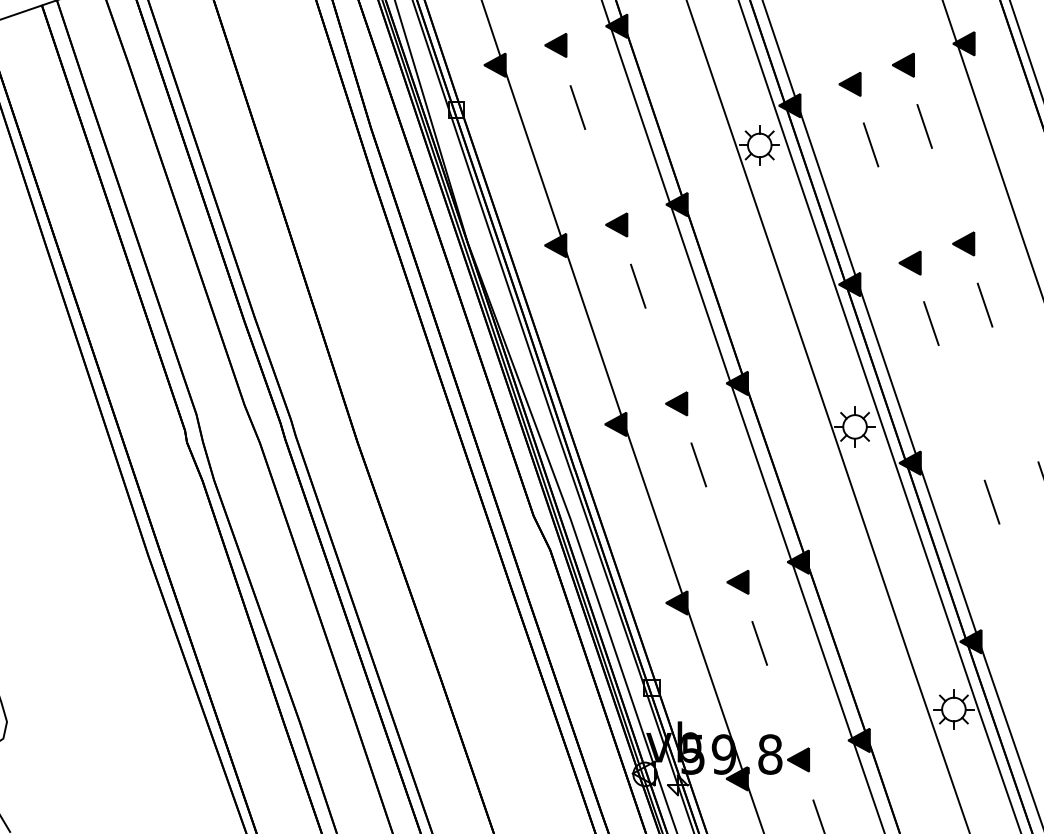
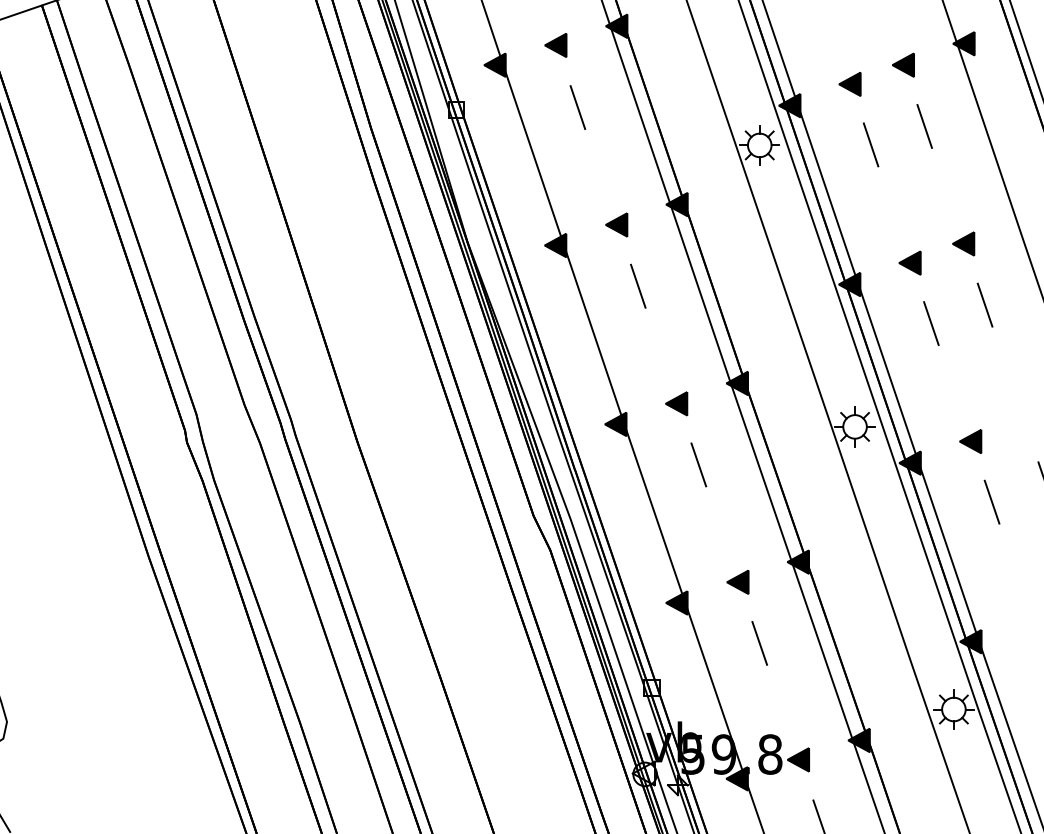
part: none -> present (970, 441)
